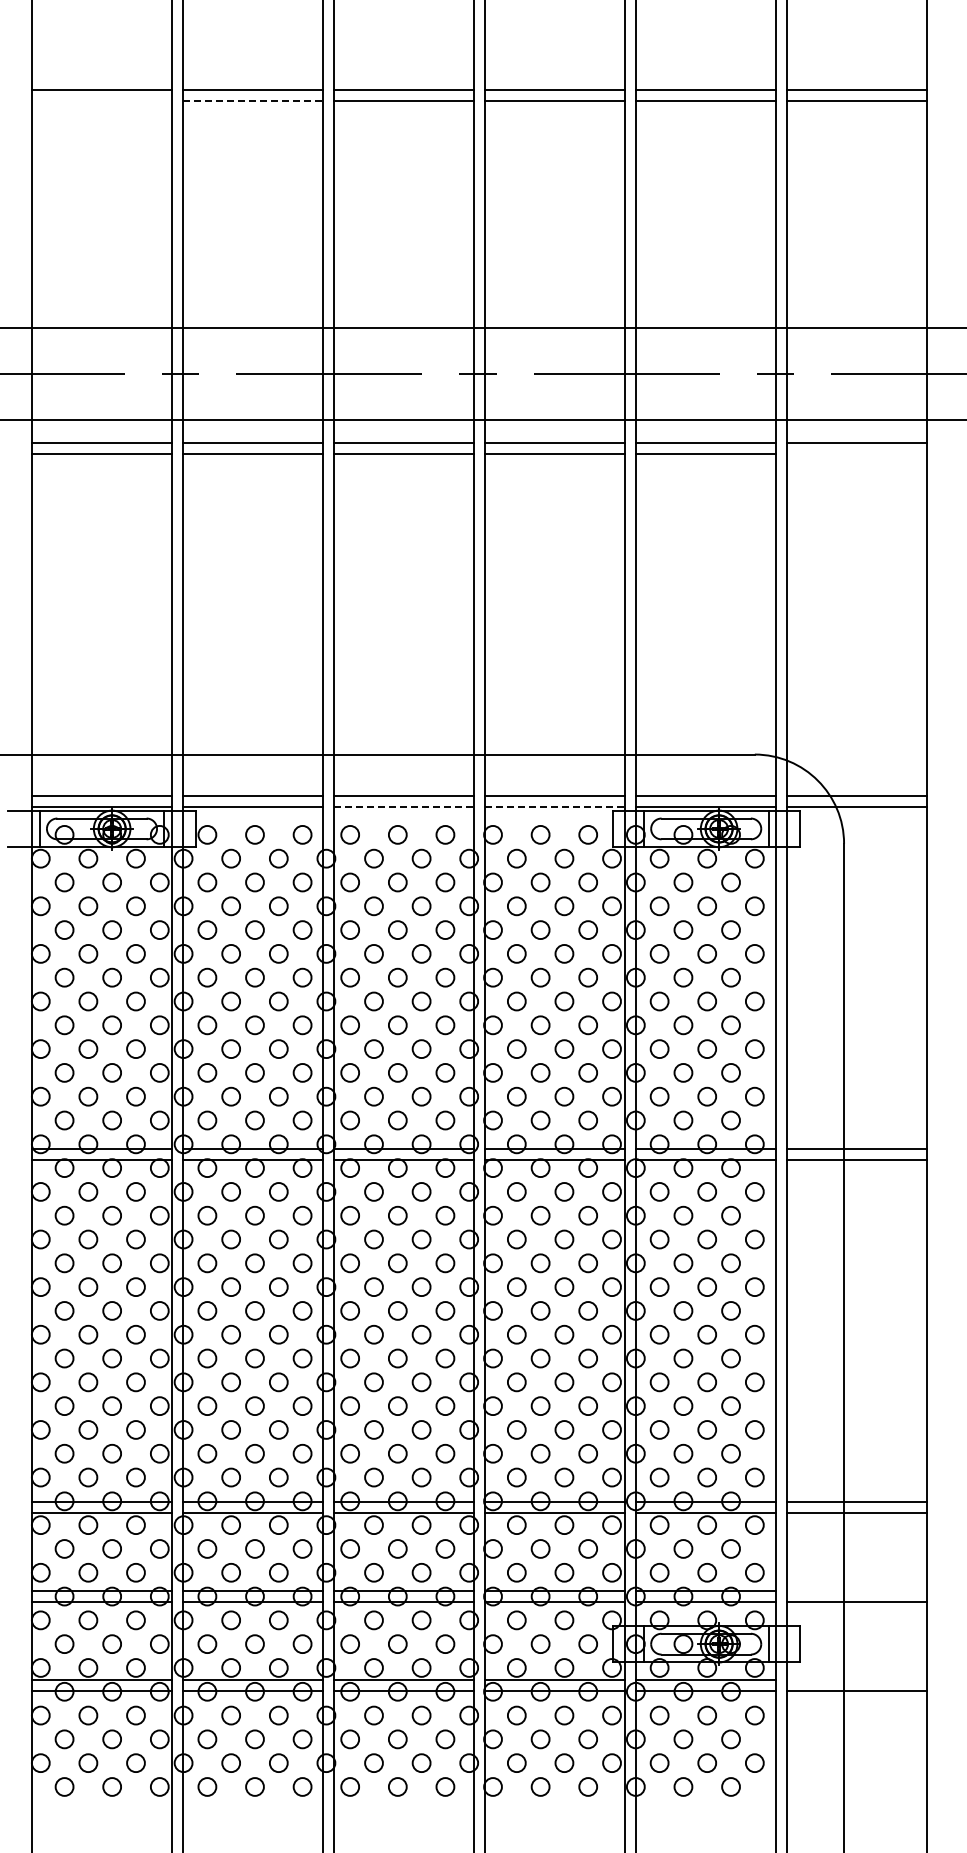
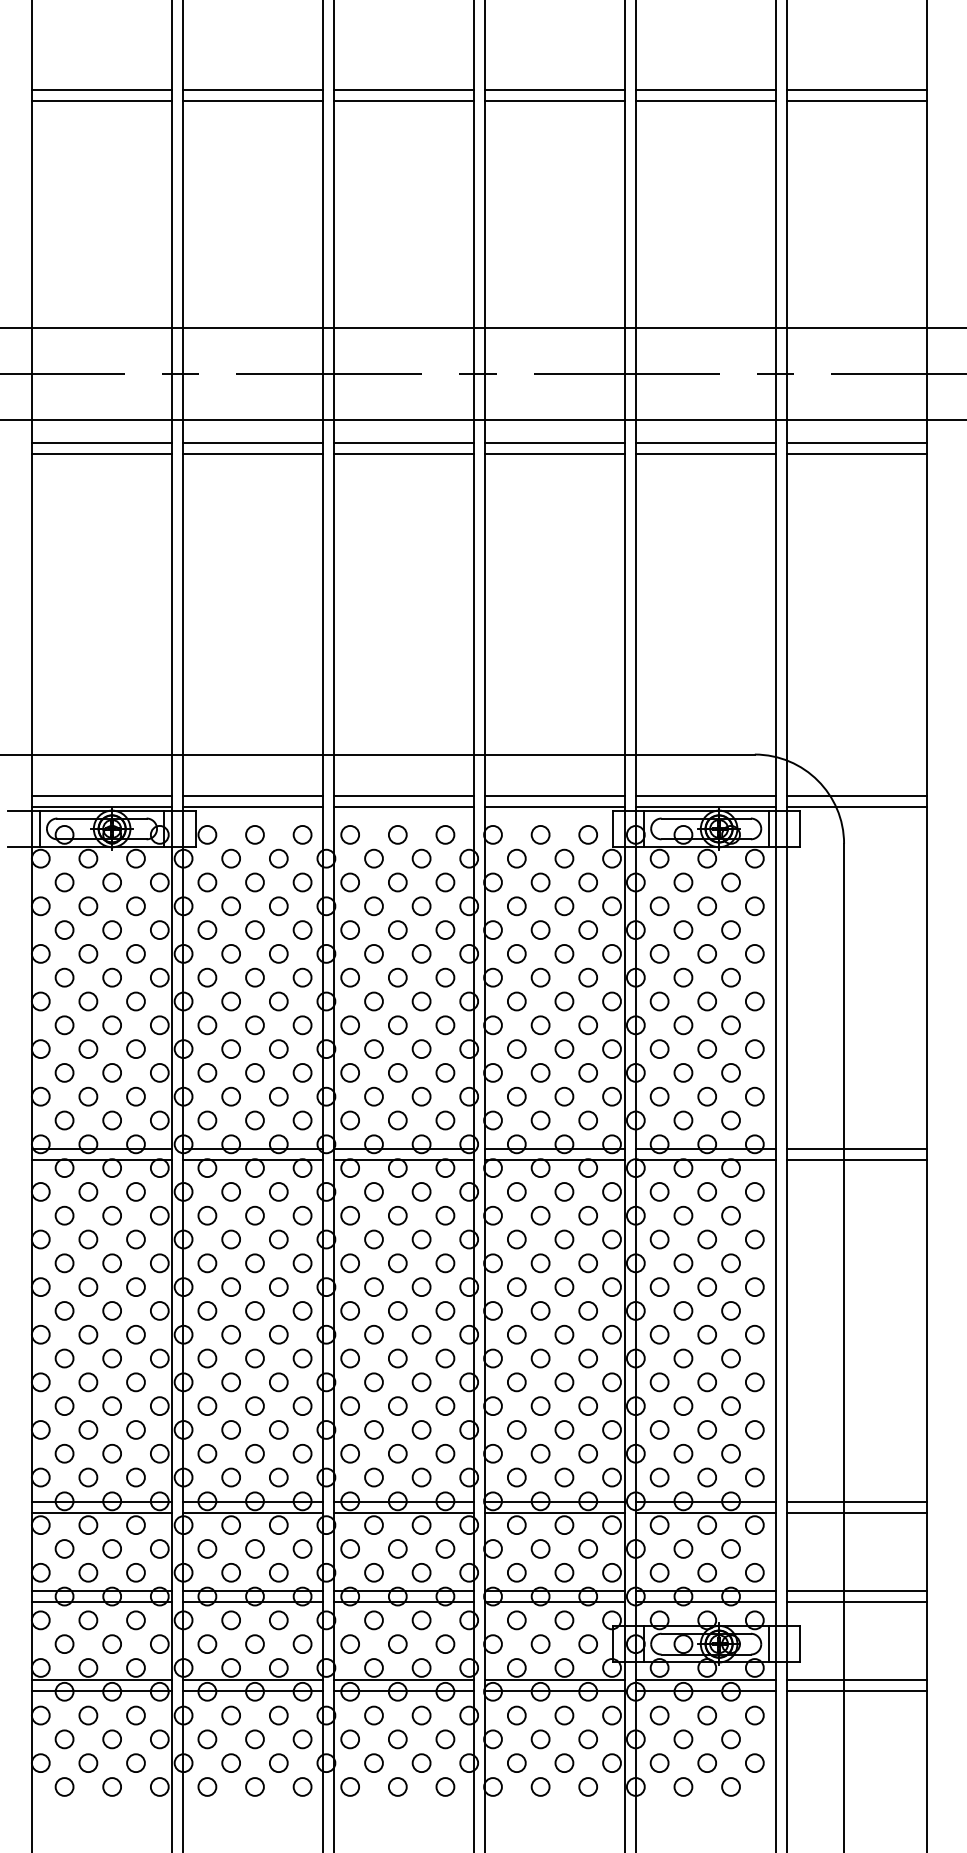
line: none -> present (101, 100)
line: dashed -> solid (253, 100)
line: none -> present (857, 453)
line: dashed -> solid (404, 806)
line: dashed -> solid (555, 806)
line: none -> present (857, 1591)
line: none -> present (857, 1680)
